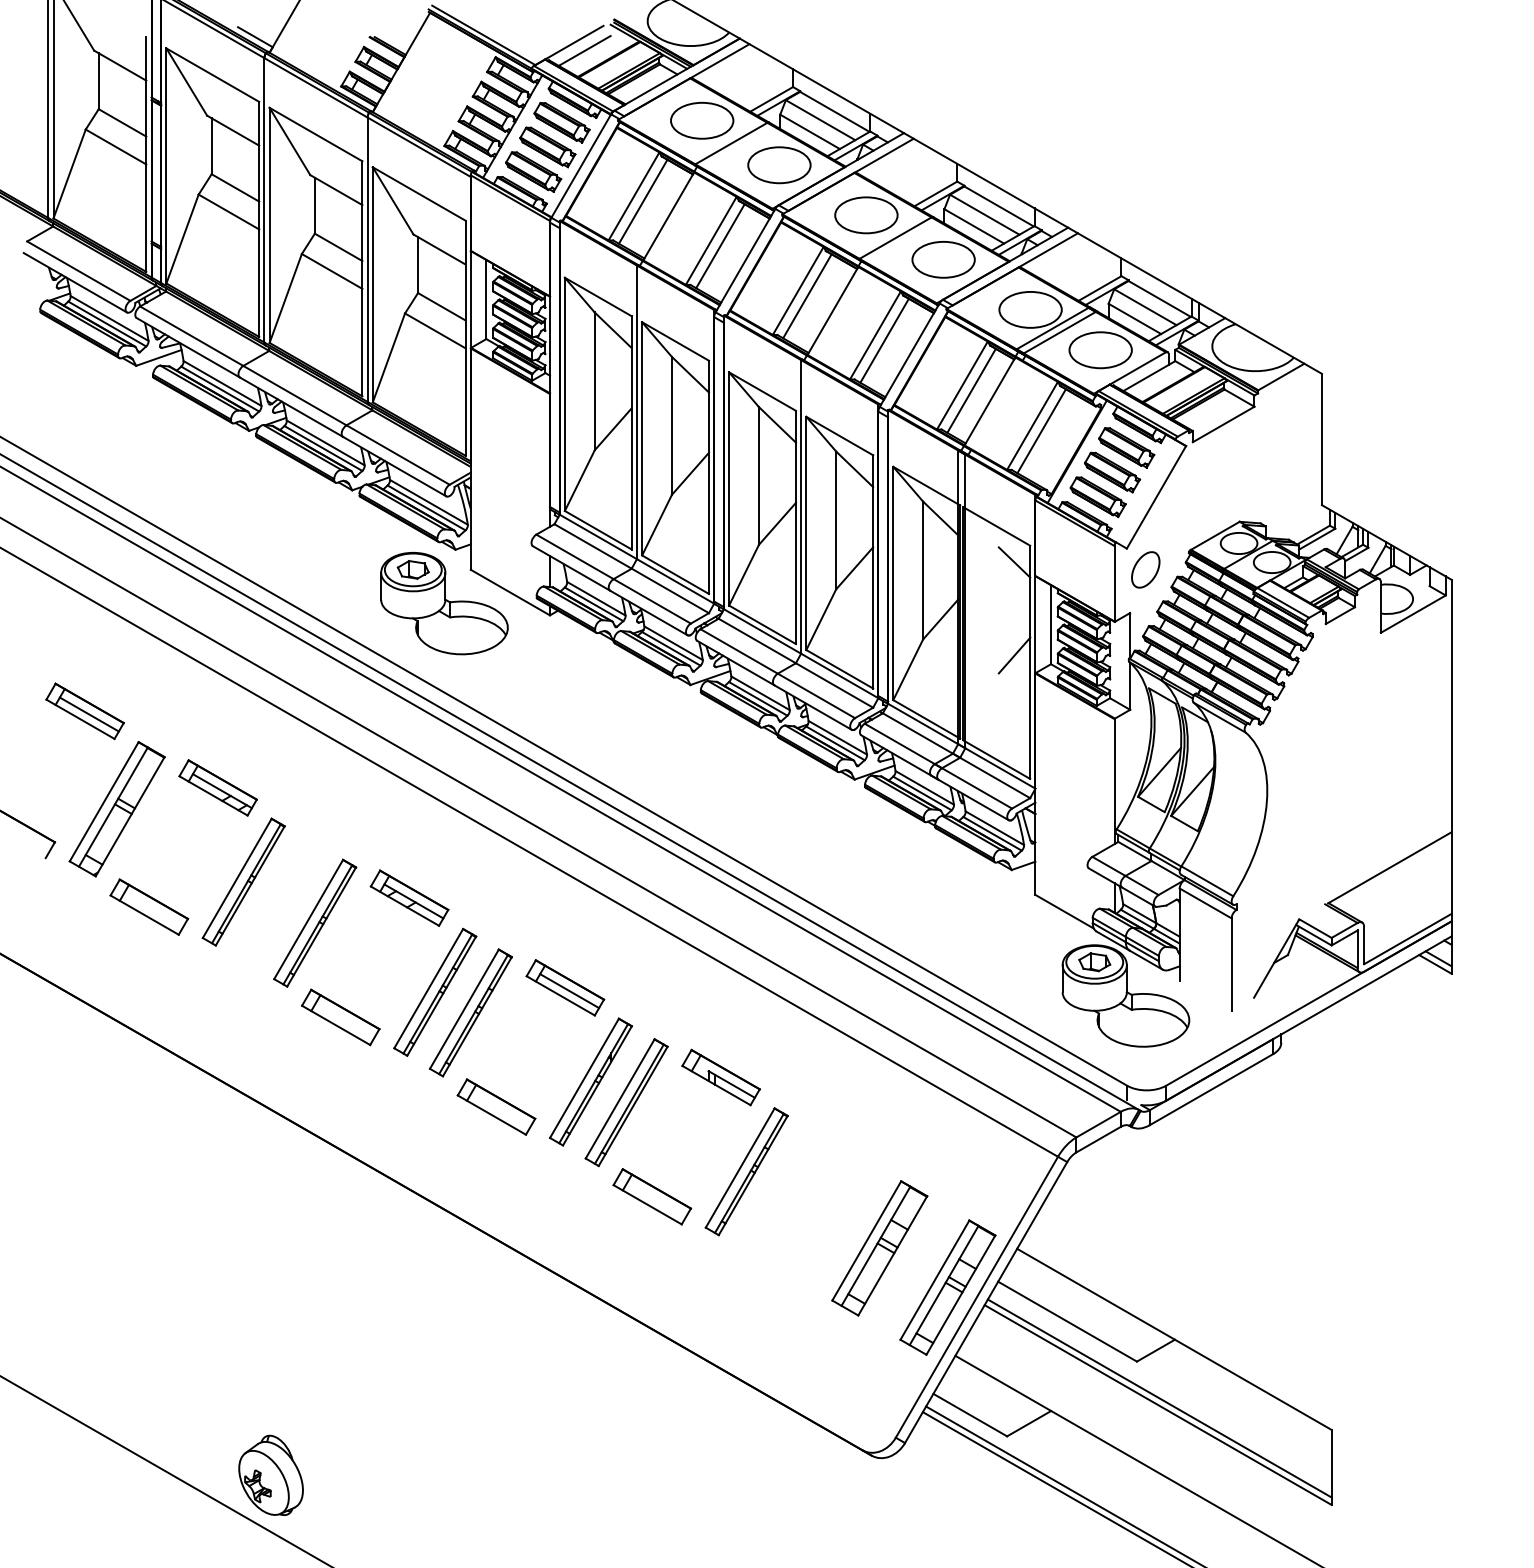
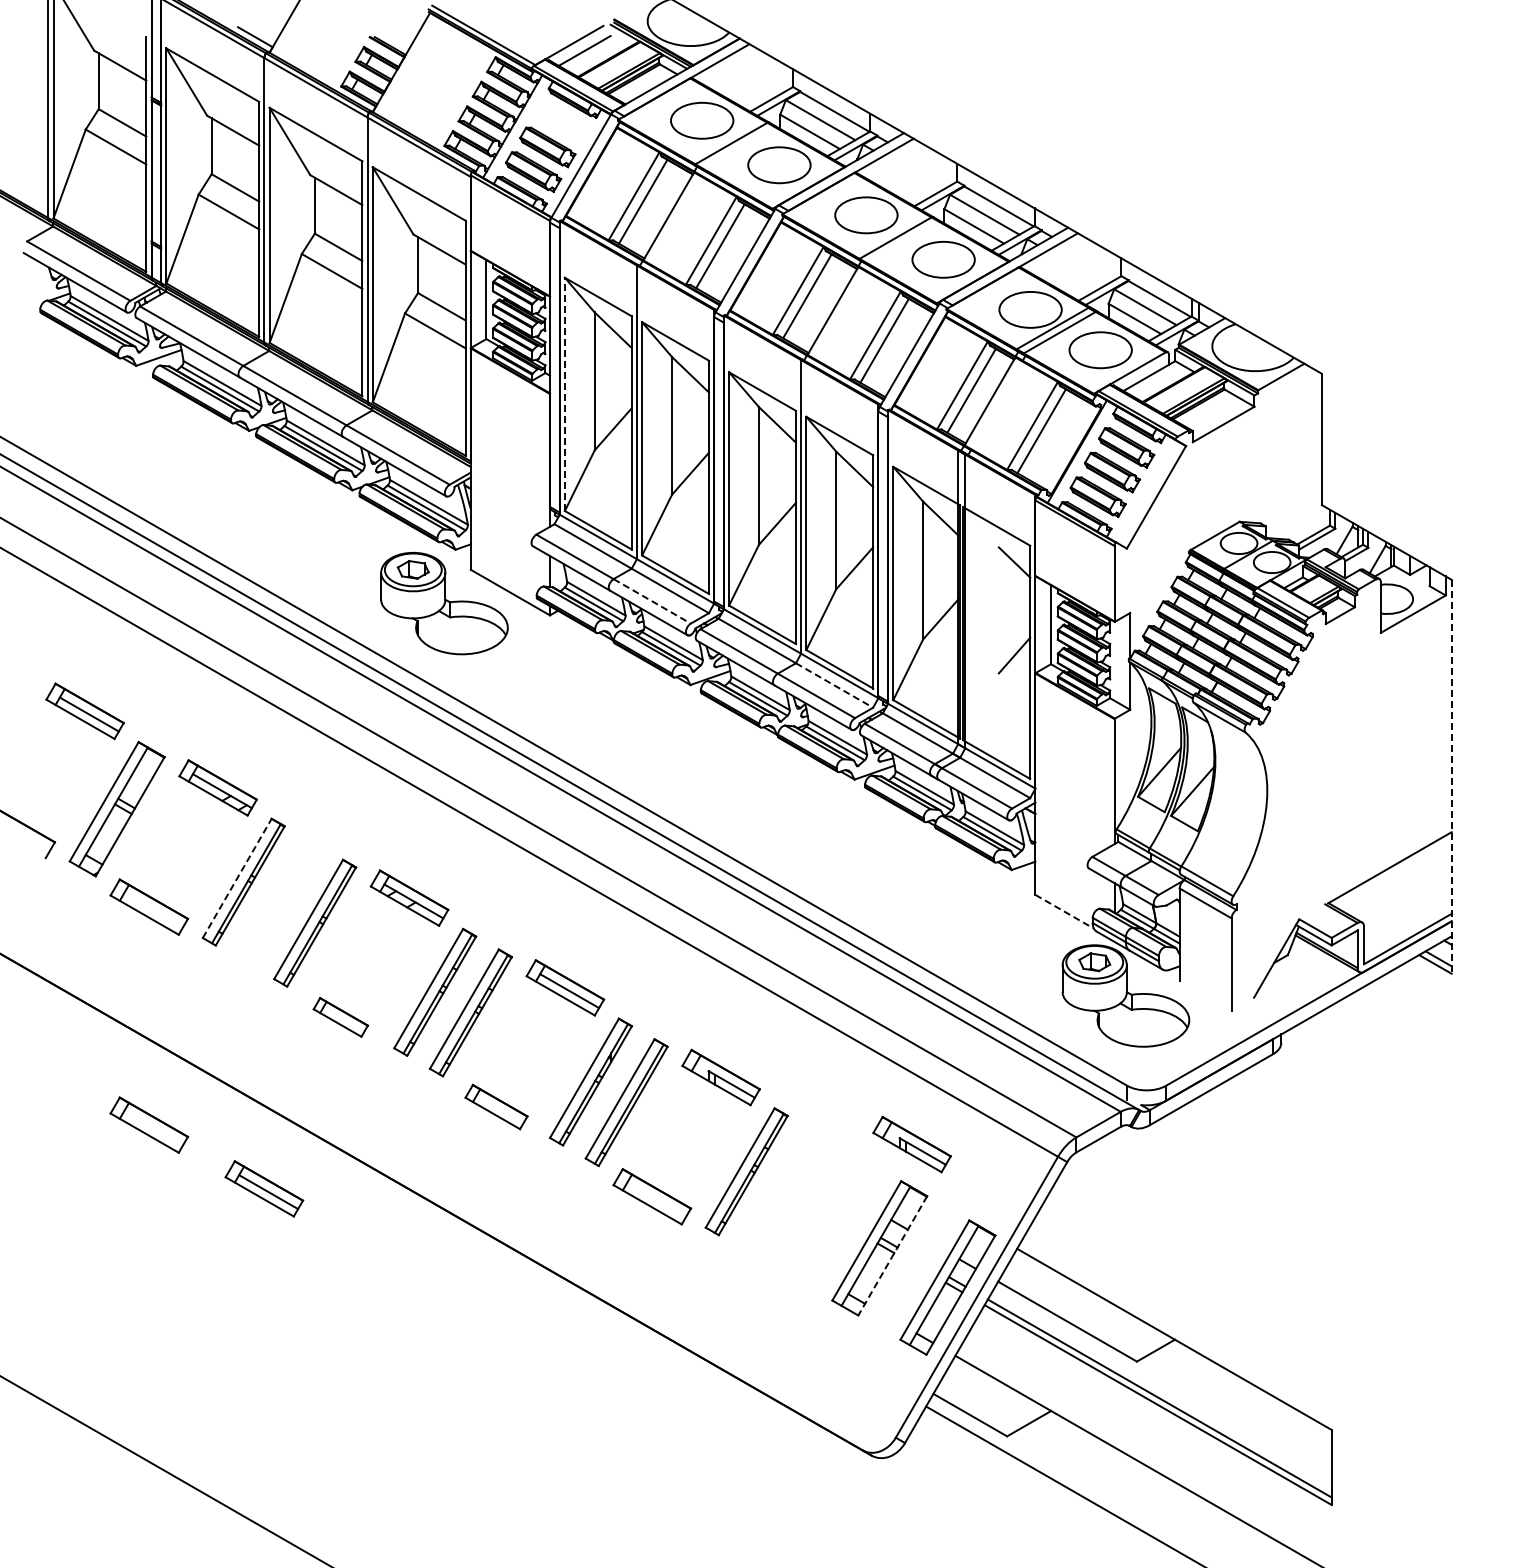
part: present -> none (561, 122)
line: solid -> dashed (564, 394)
part: present -> none (1145, 569)
line: solid -> dashed (652, 601)
line: solid -> dashed (834, 685)
line: solid -> dashed (1451, 776)
line: solid -> dashed (237, 878)
line: solid -> dashed (1064, 911)
part size: 80x59 px -> 58x41 px (340, 1017)
part size: 81x58 px -> 65x48 px (496, 1106)
part: none -> present (149, 1124)
part: none -> present (911, 1144)
part: none -> present (264, 1188)
line: solid -> dashed (892, 1255)
part: present -> none (270, 1474)
line: present -> none (1054, 1488)
